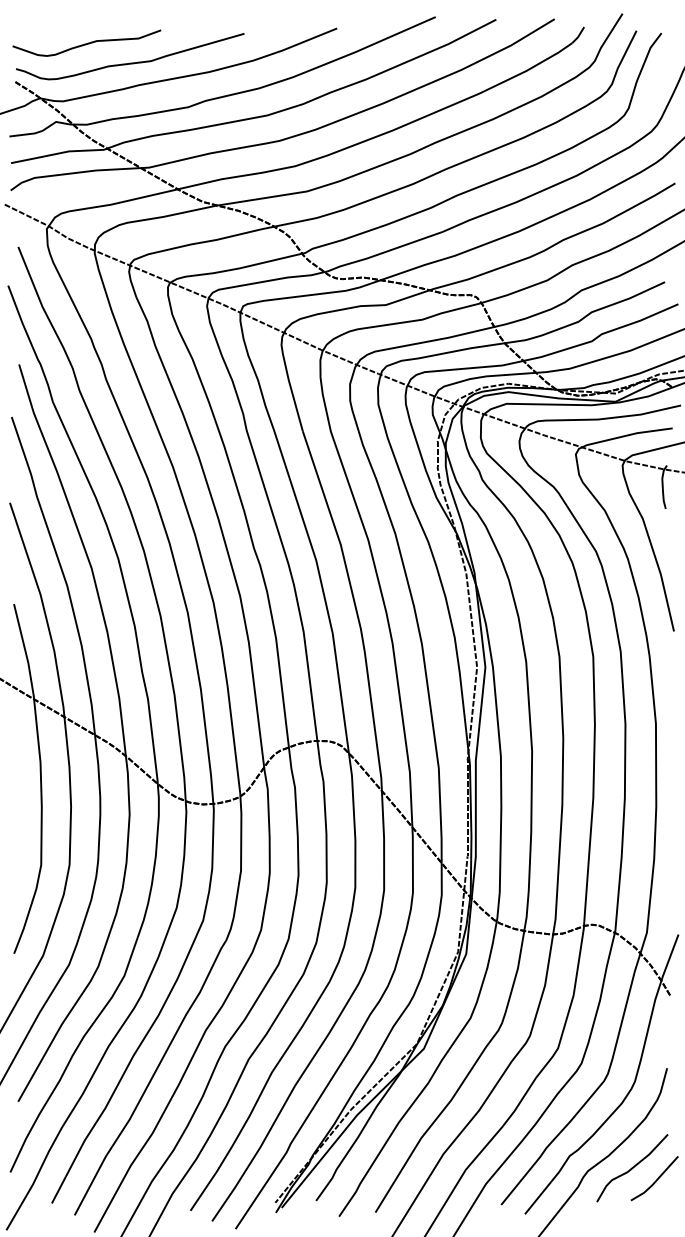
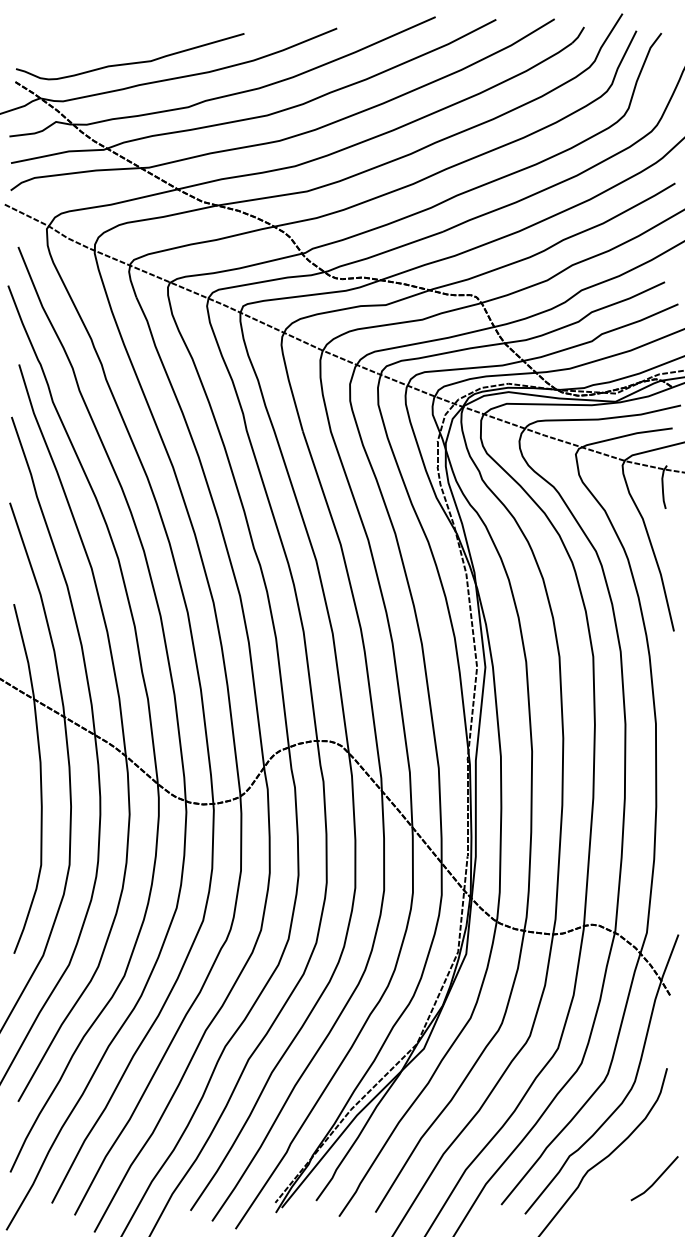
curve: present -> none (87, 42)
curve: present -> none (632, 1168)
